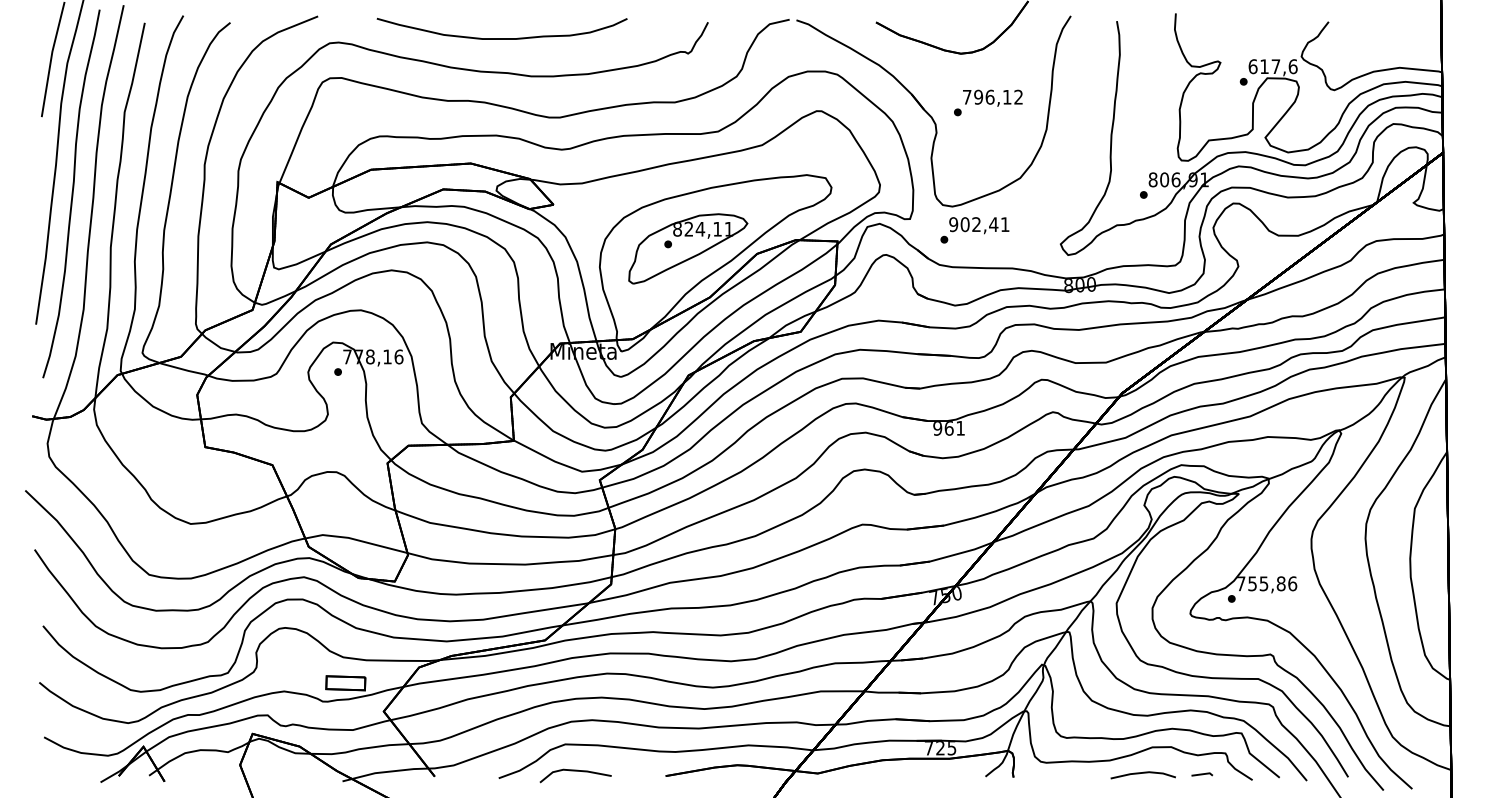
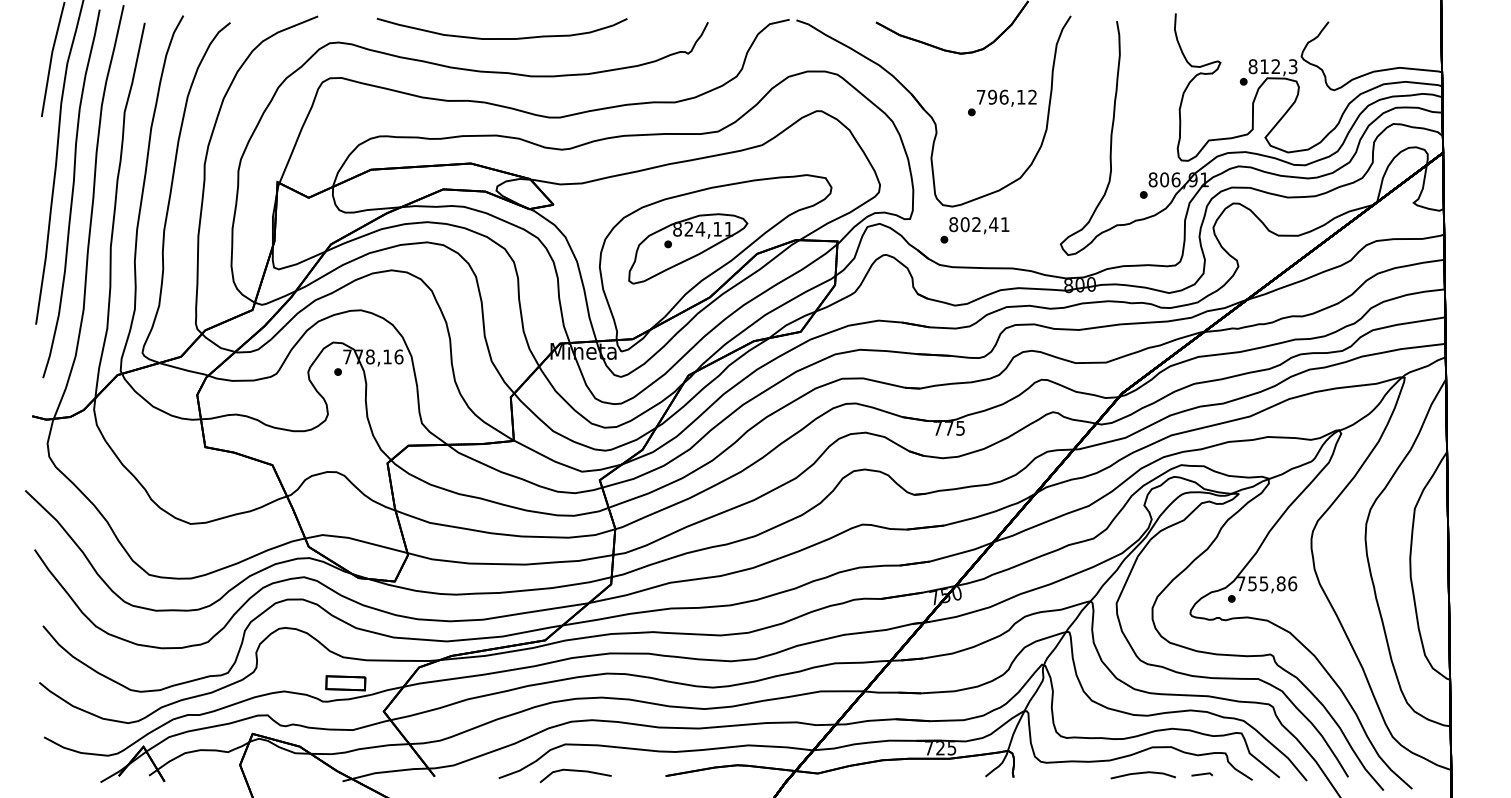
text: 617,6 -> 812,3 (1272, 66)
text position: (988, 102) -> (1002, 102) (1002, 102)
text: 902,41 -> 802,41 (953, 224)
text: 961 -> 775 (948, 428)
